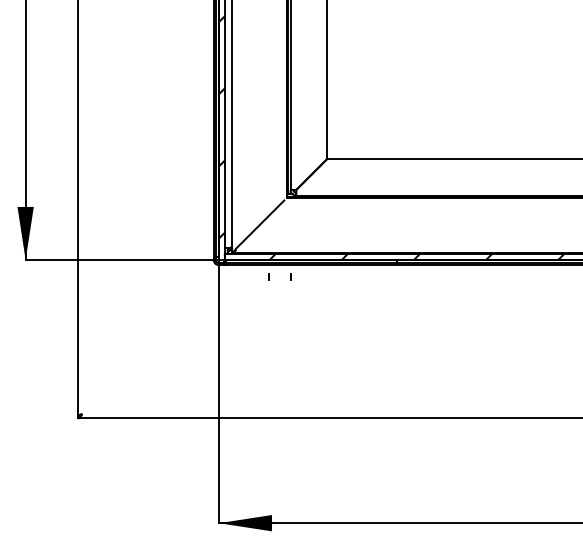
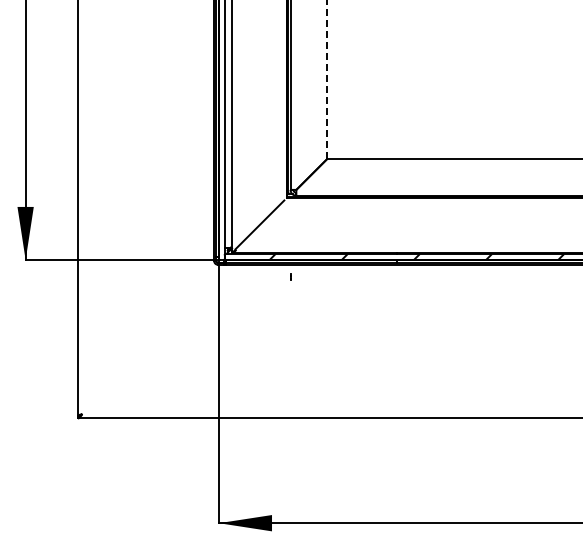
line: solid -> dashed (327, 79)
hatch: present -> none (221, 127)
part: present -> none (268, 276)
